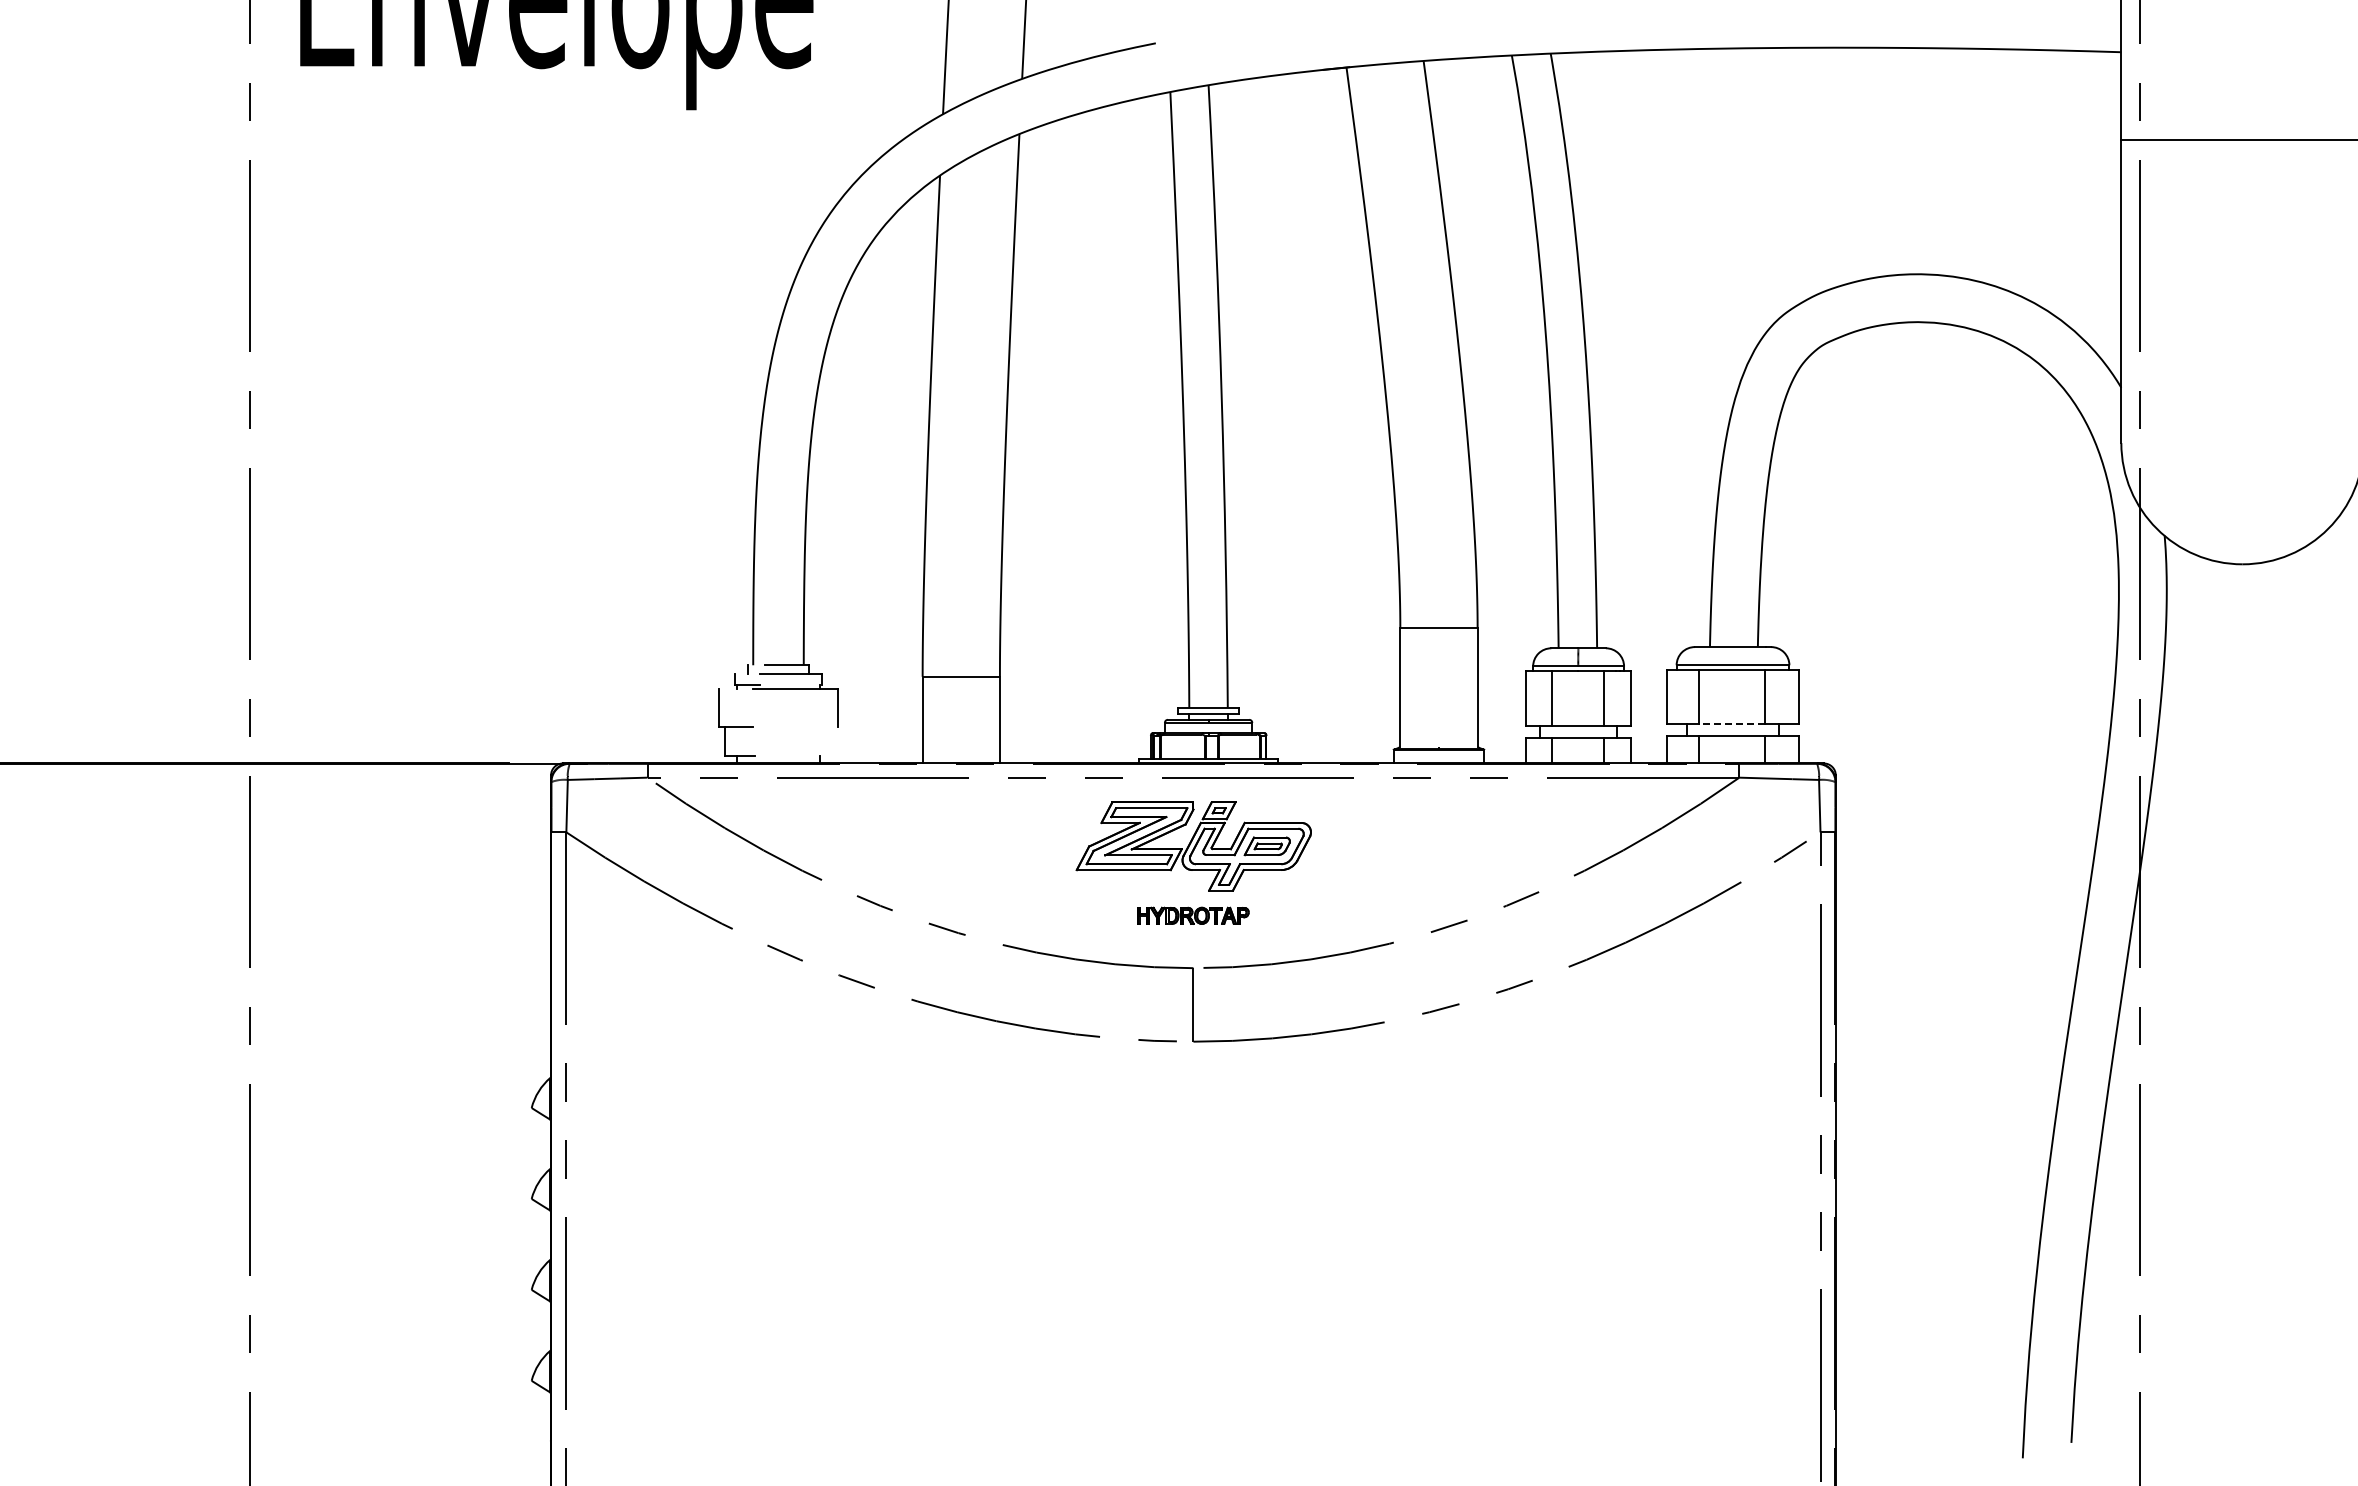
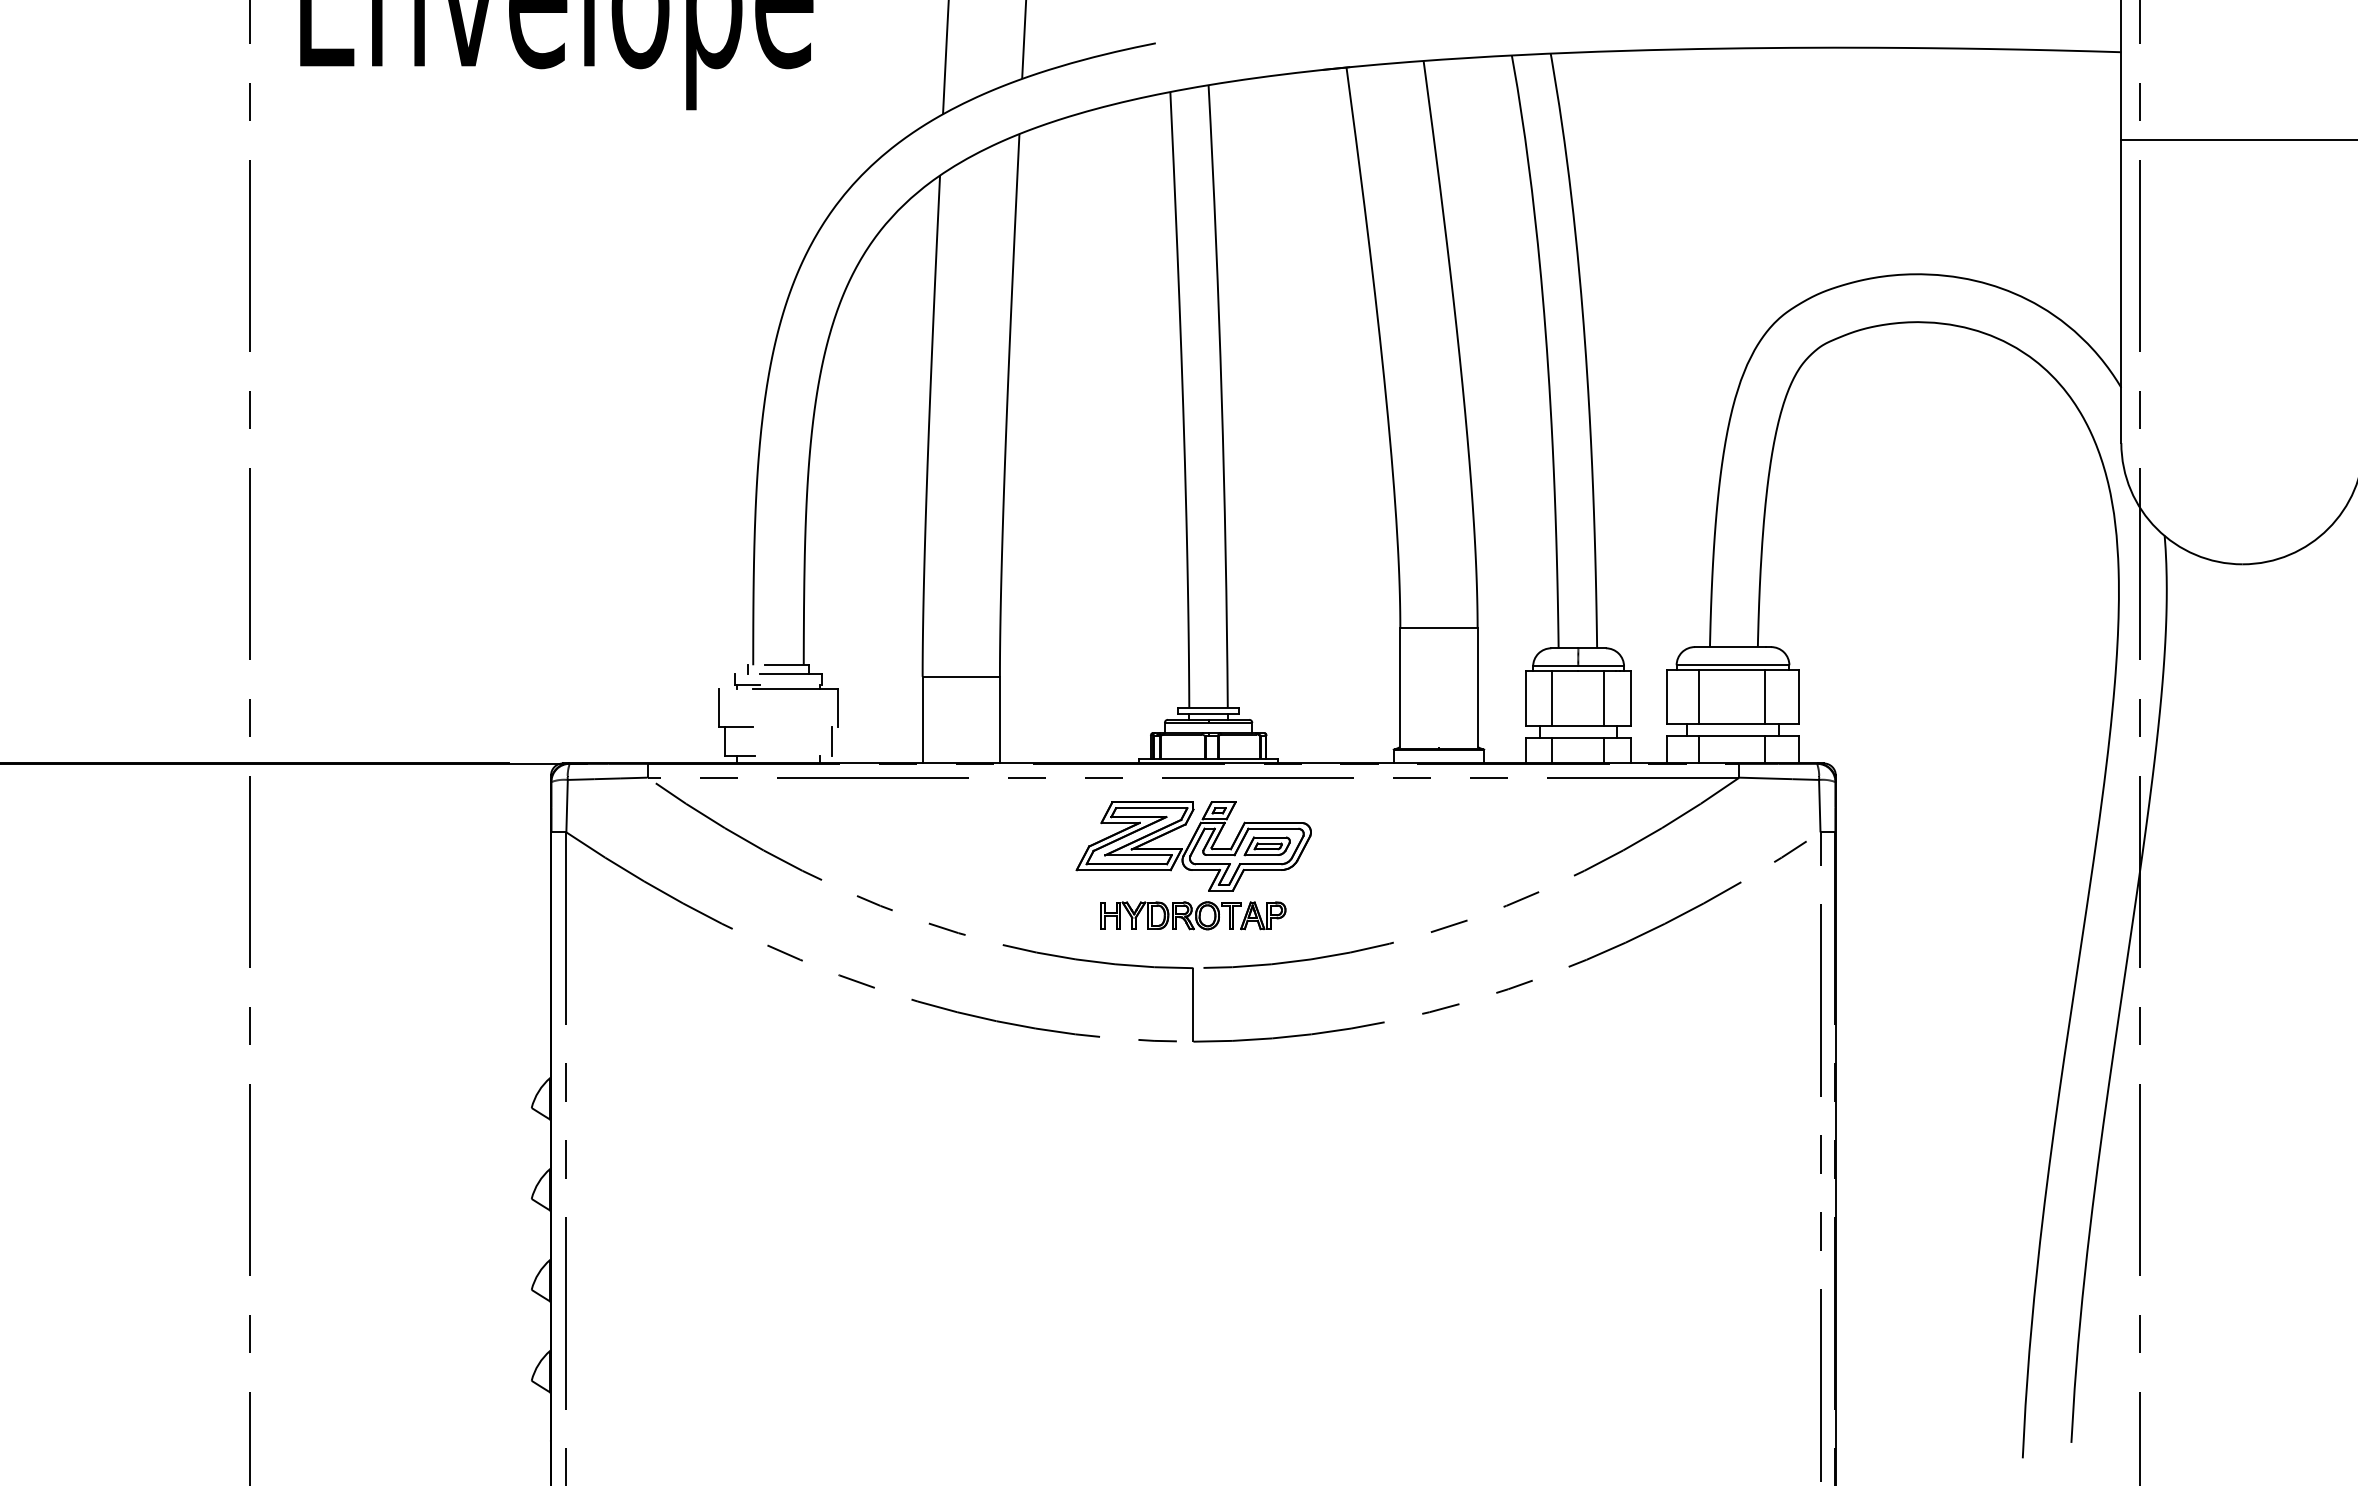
line: dashed -> solid (1731, 724)
line: none -> present (831, 741)
part size: 113x19 px -> 187x30 px (1193, 915)
